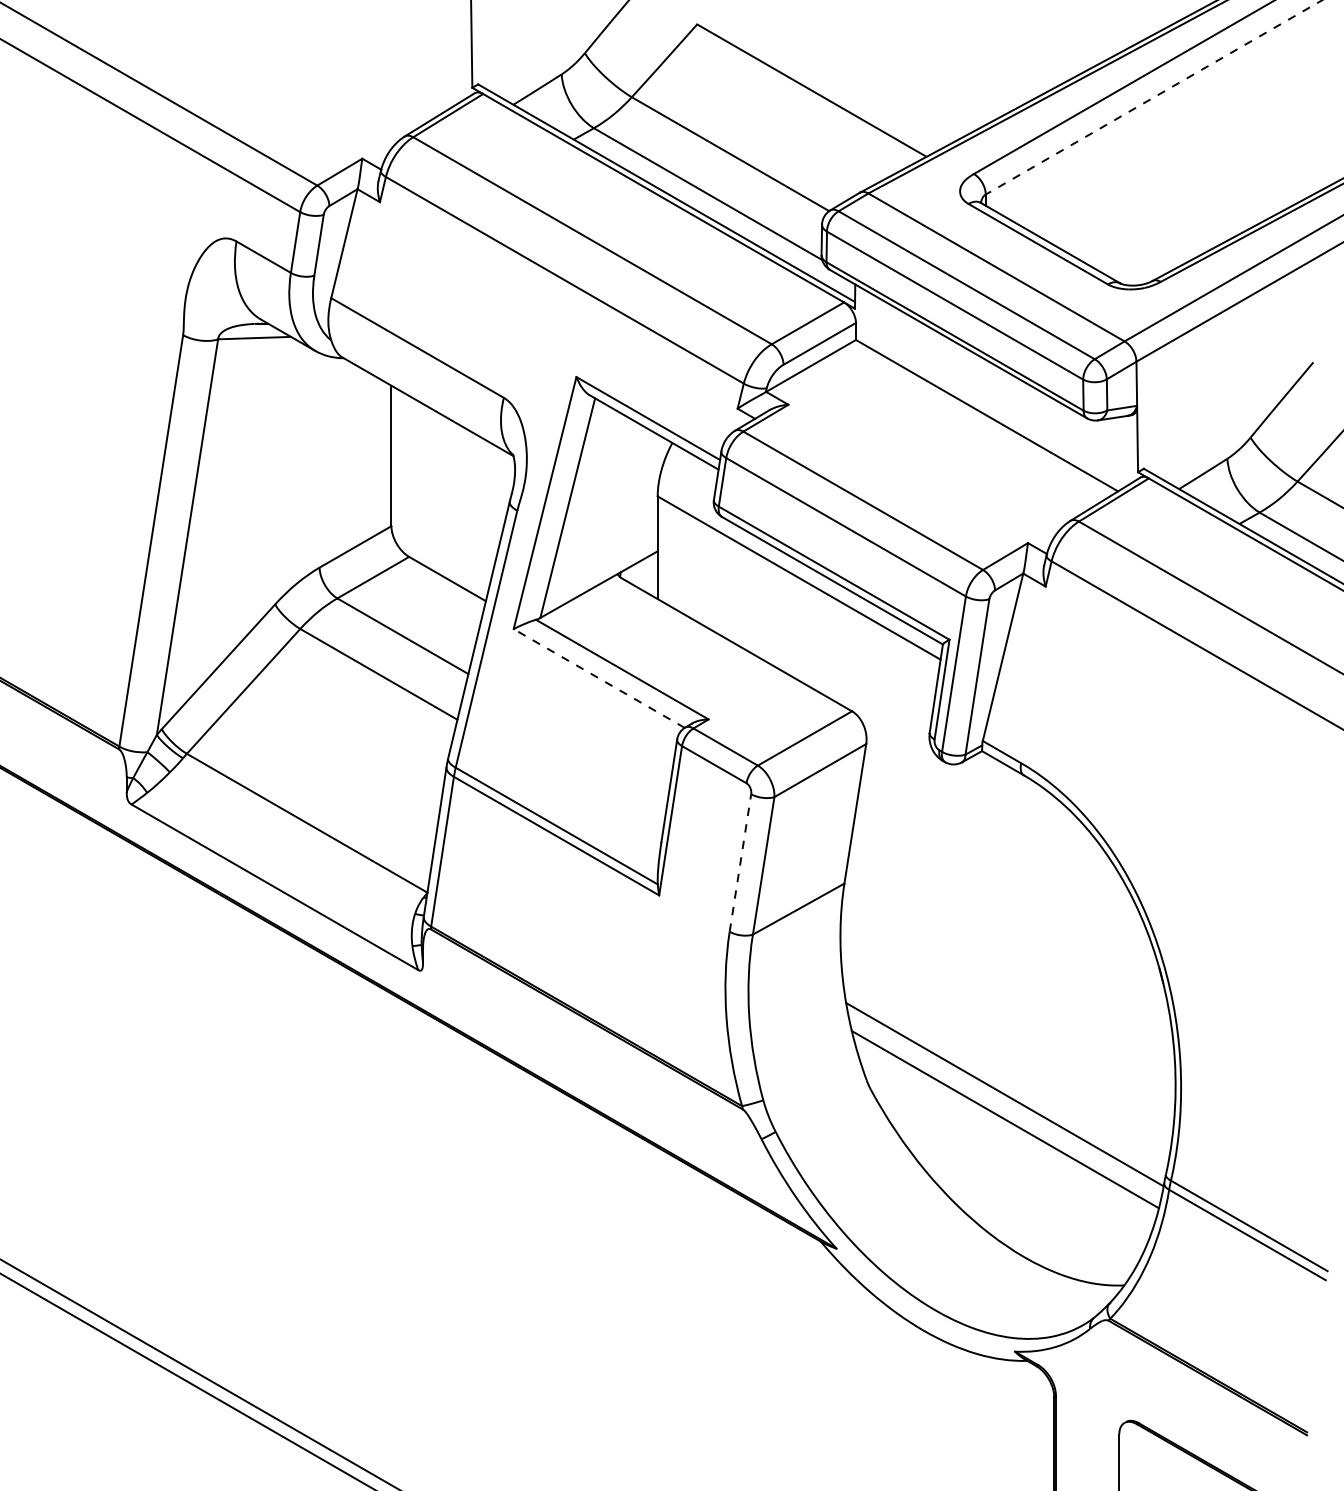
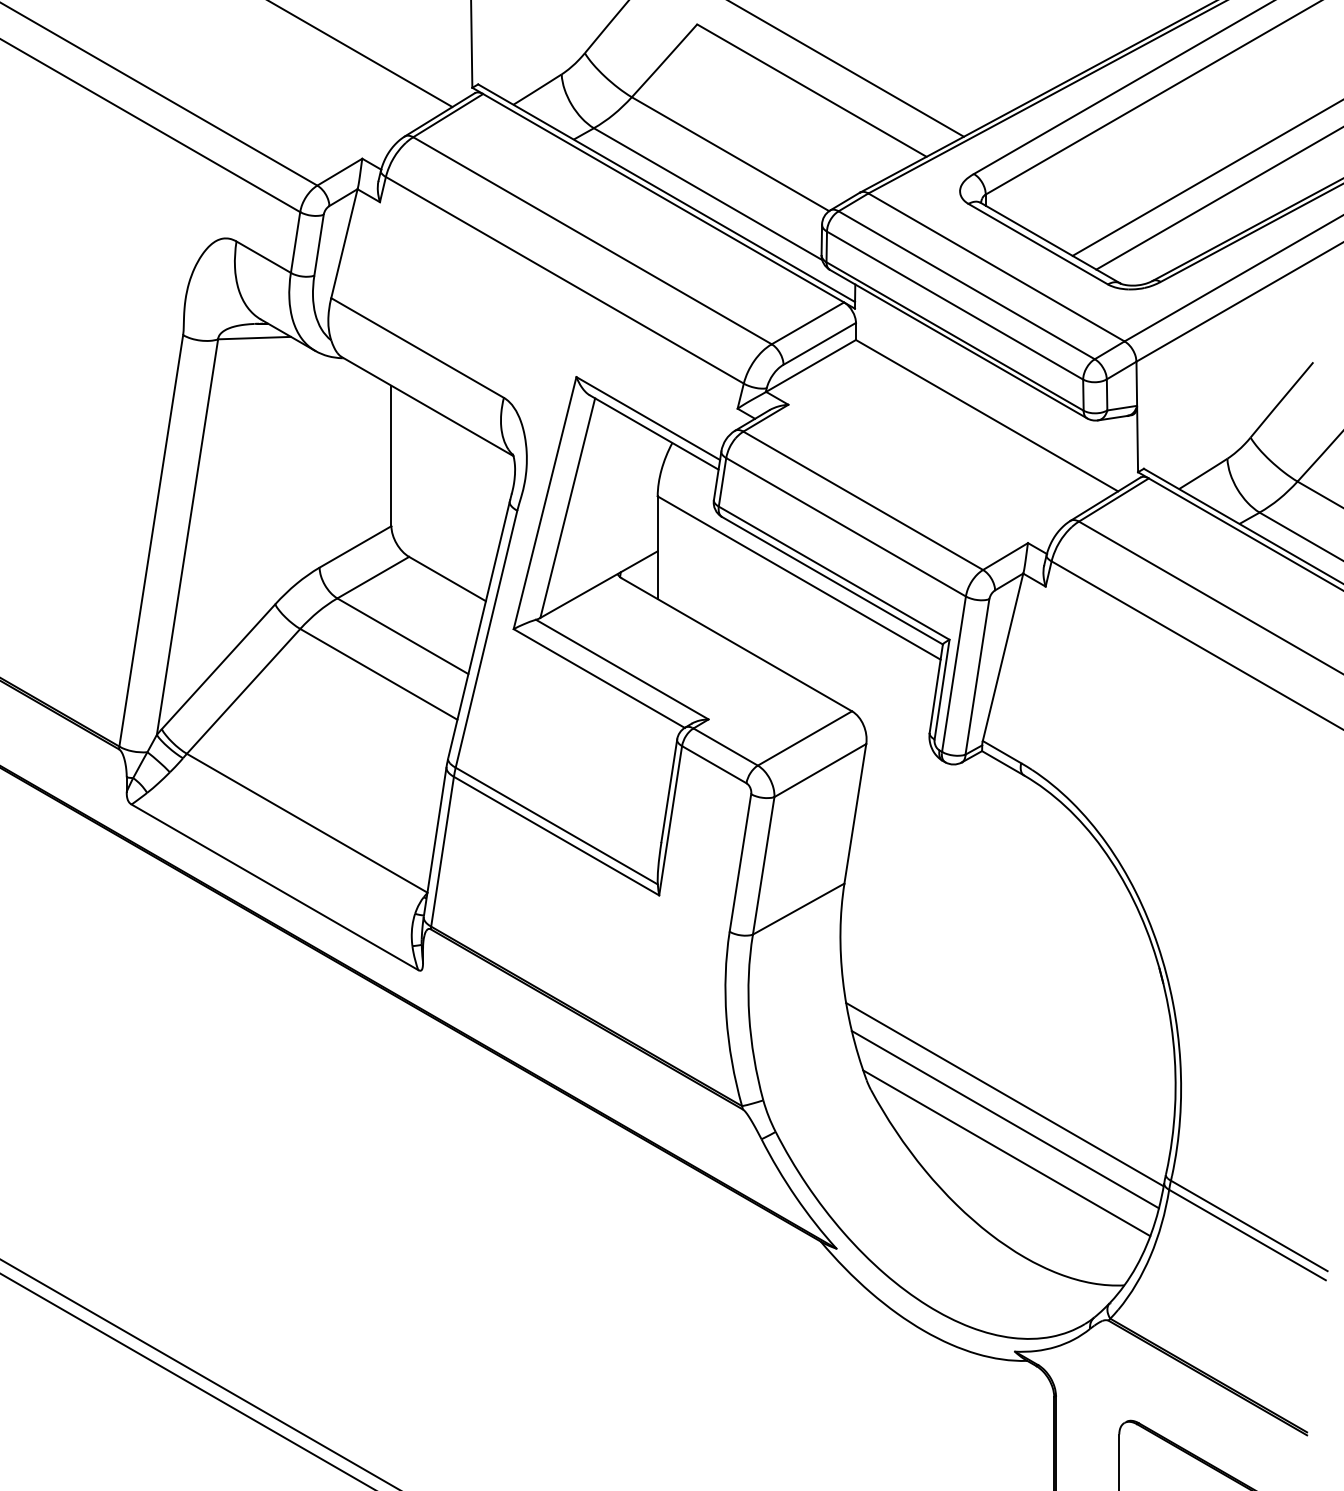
line: none -> present (361, 54)
line: none -> present (846, 69)
line: dashed -> solid (1154, 97)
line: none -> present (1206, 178)
line: none -> present (1218, 198)
line: dashed -> solid (599, 678)
line: dashed -> solid (740, 862)
line: none -> present (1006, 1153)
